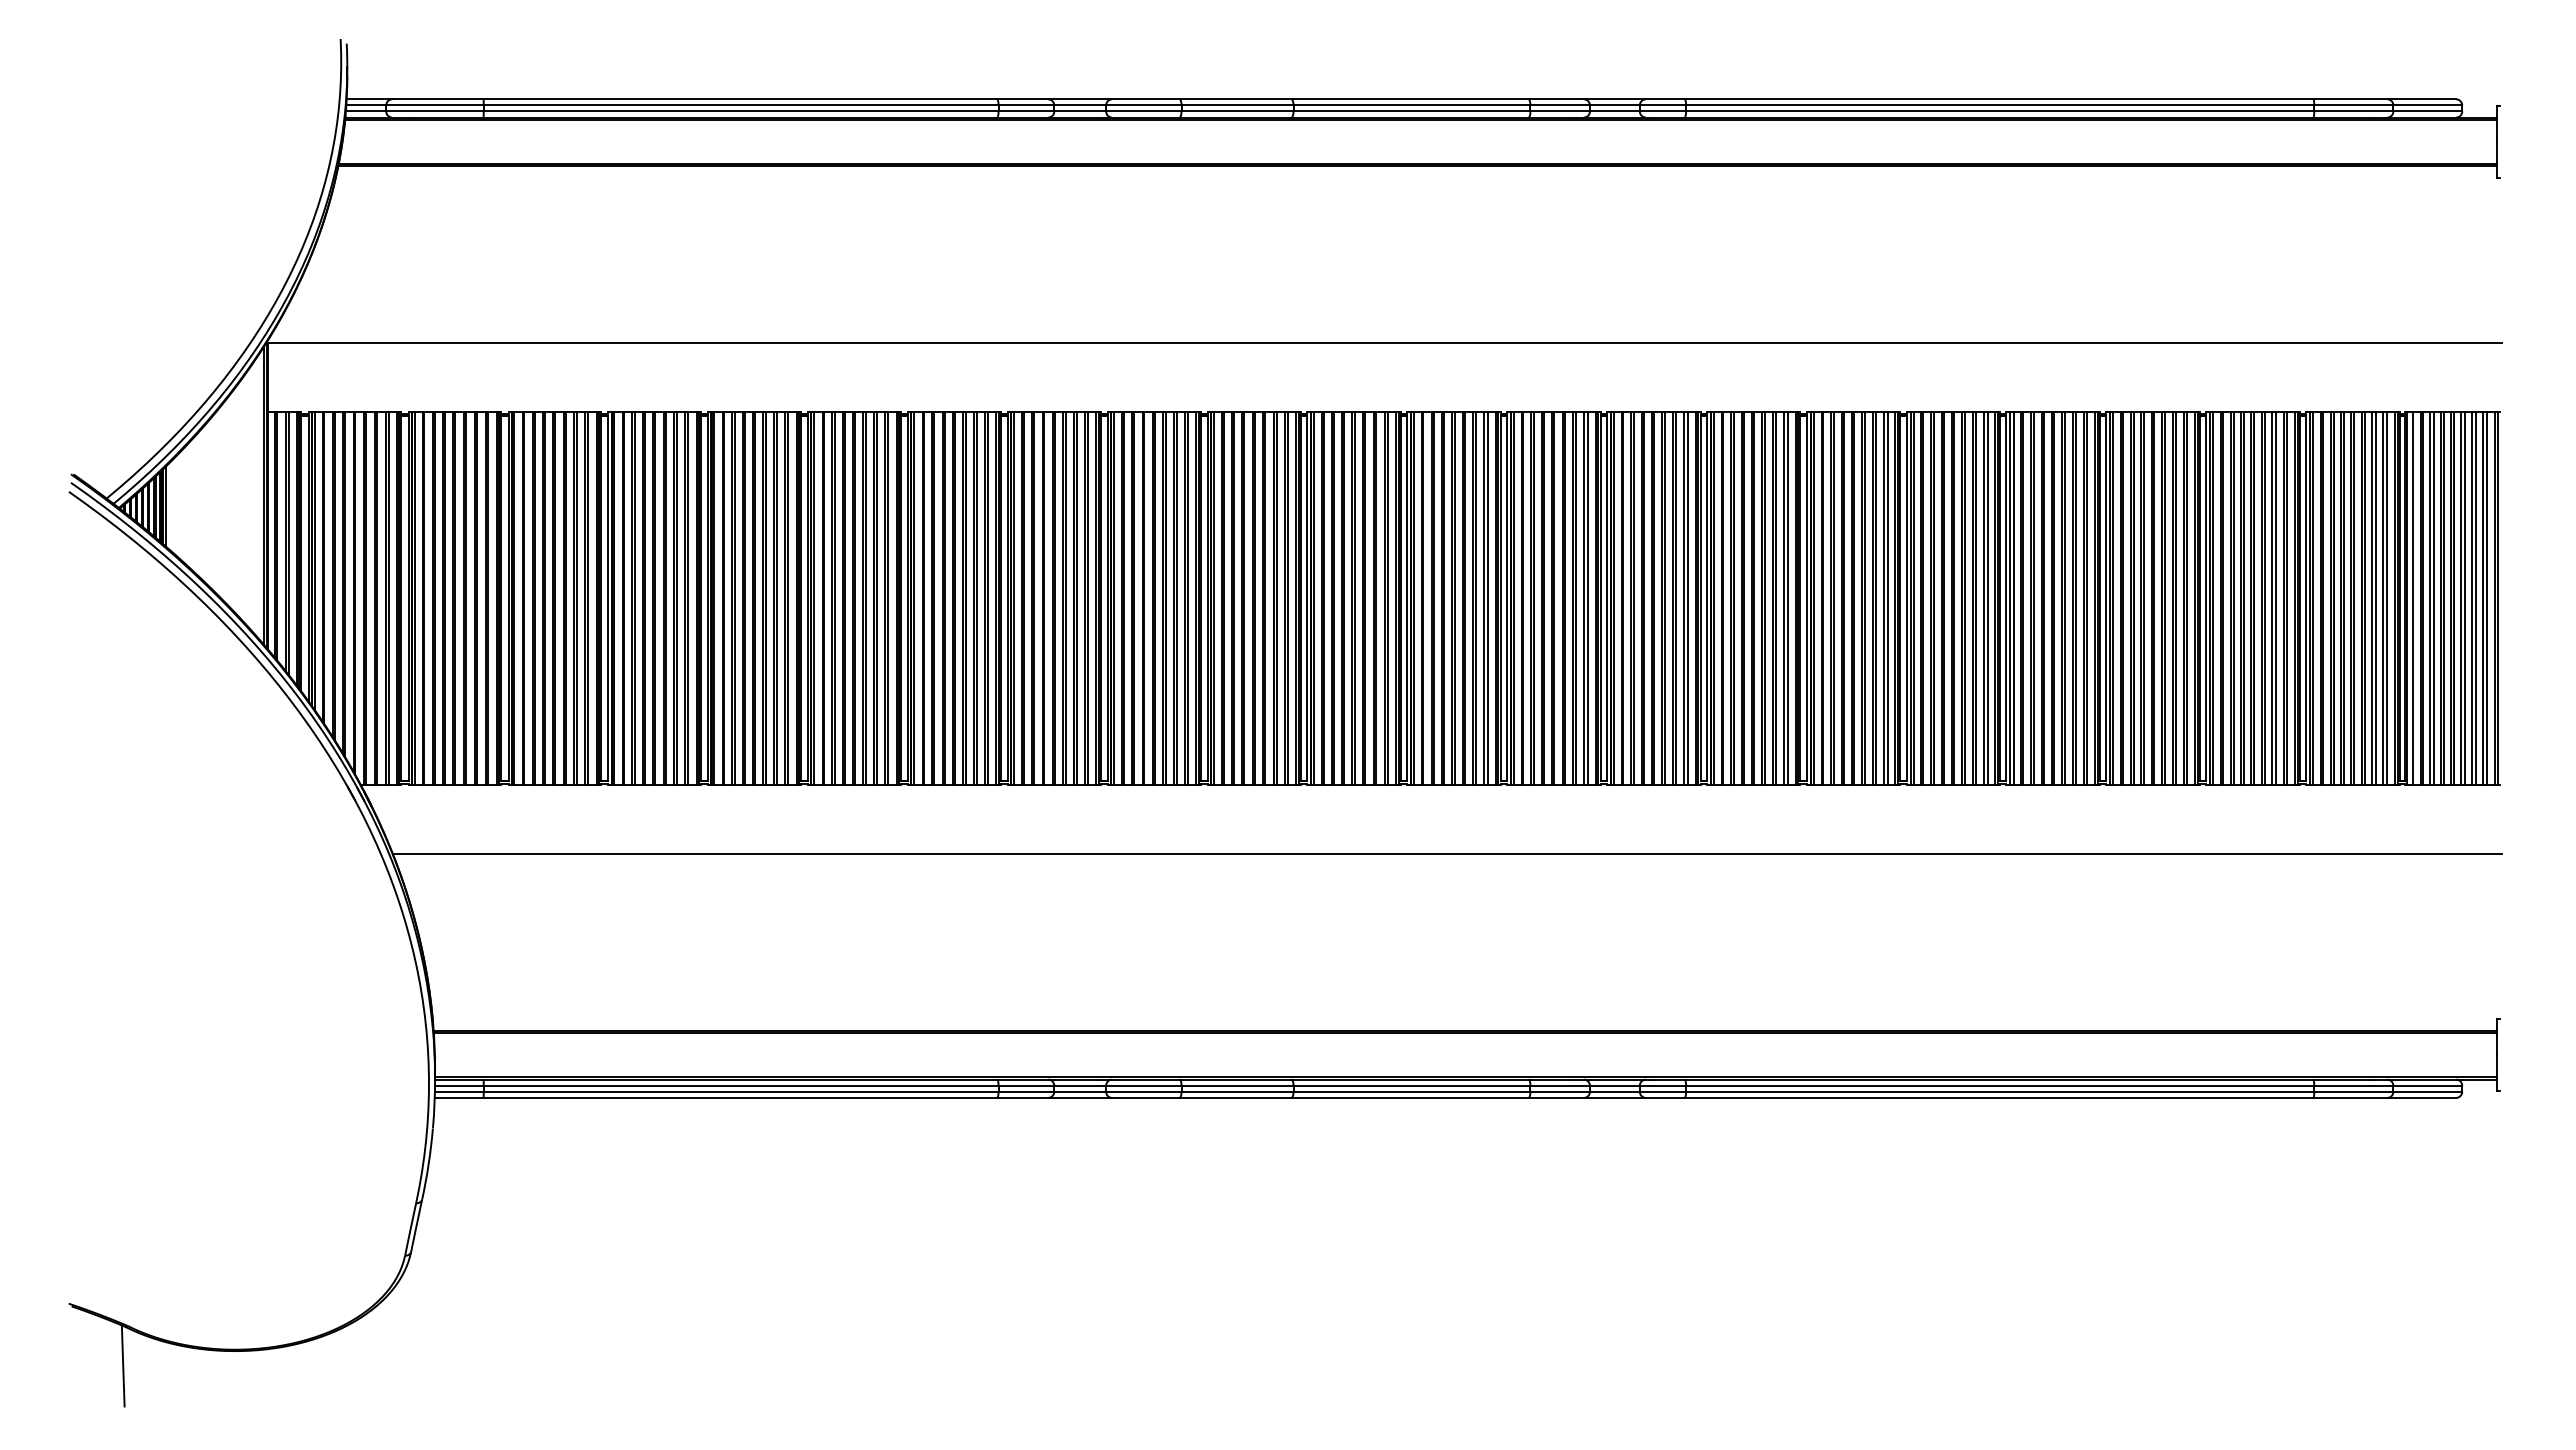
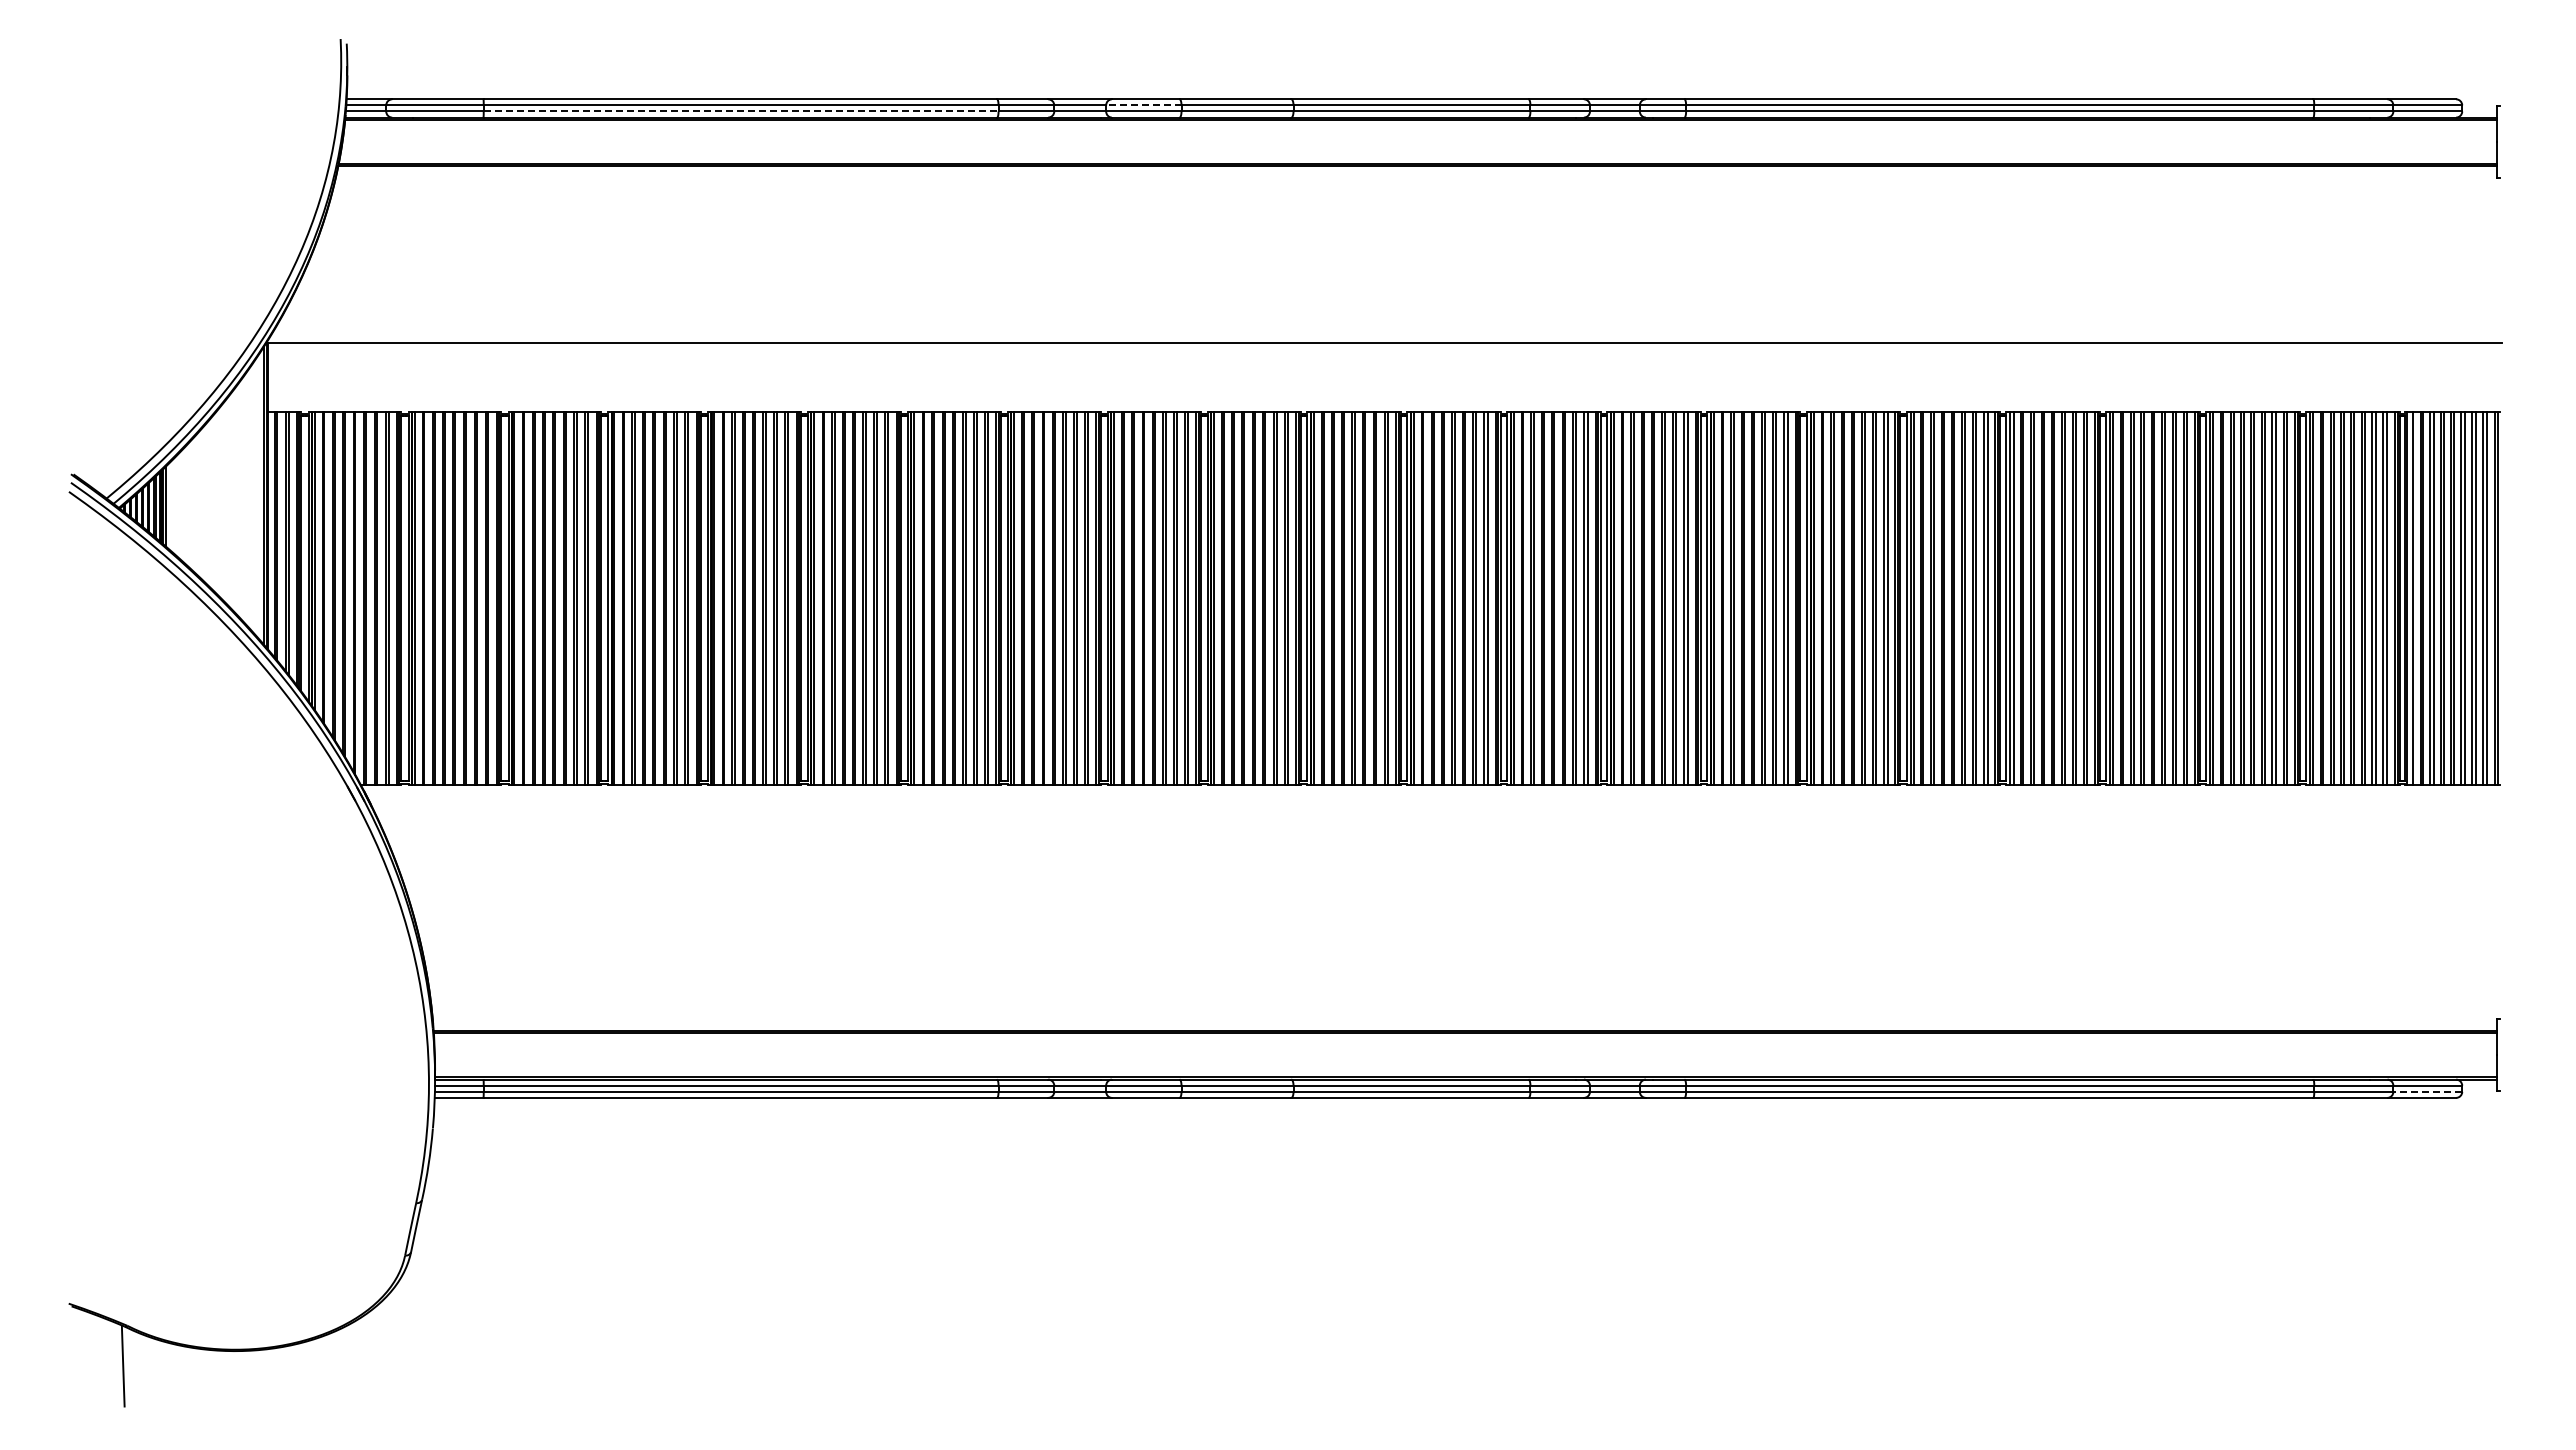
line: solid -> dashed (1143, 105)
line: solid -> dashed (741, 111)
line: present -> none (1447, 854)
line: solid -> dashed (2427, 1091)
